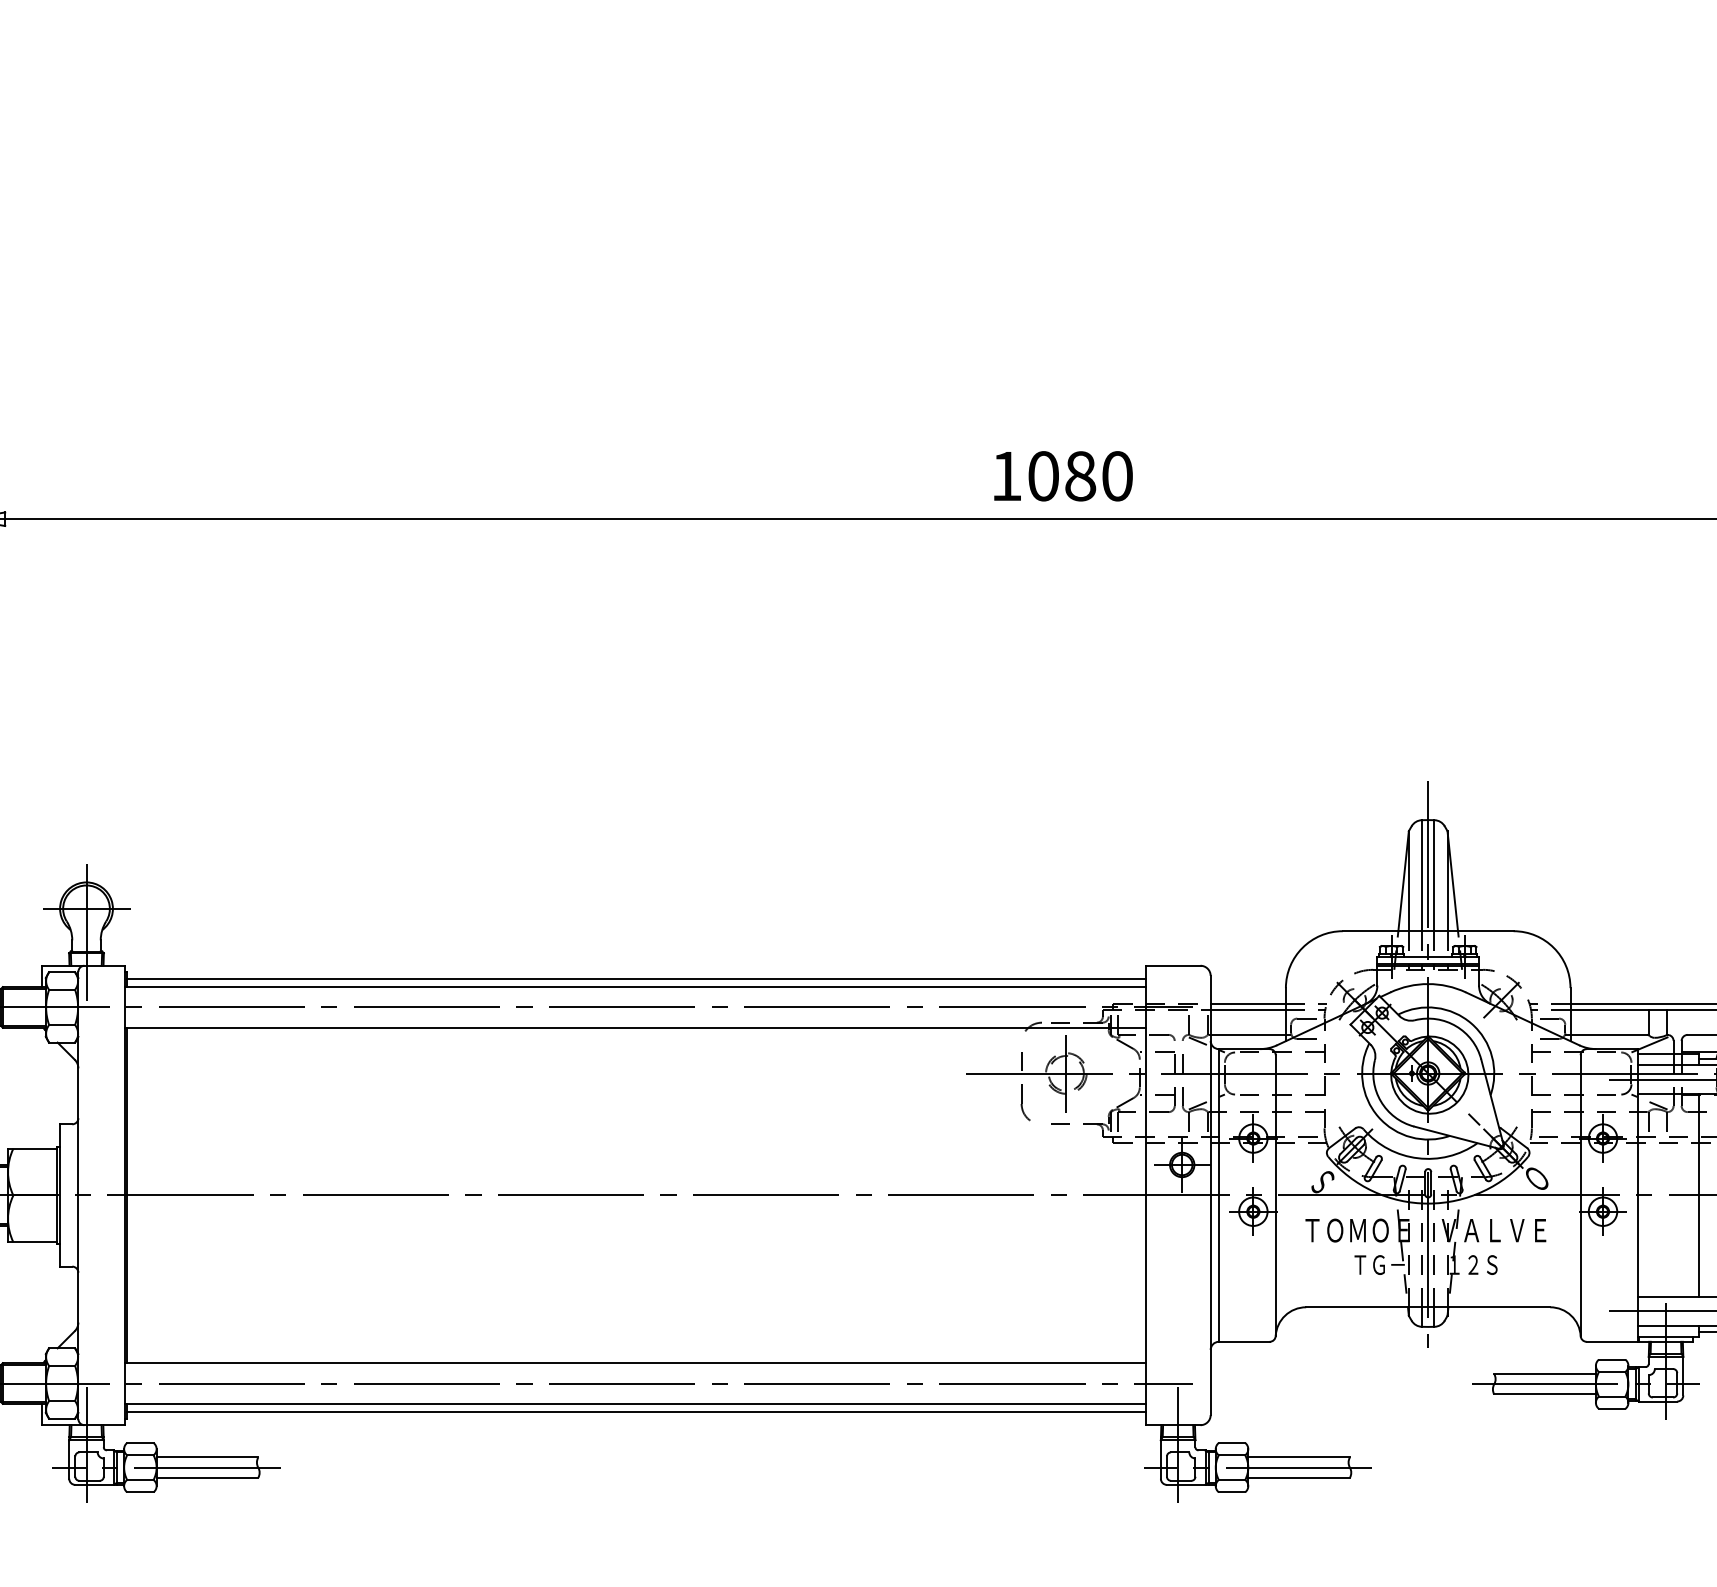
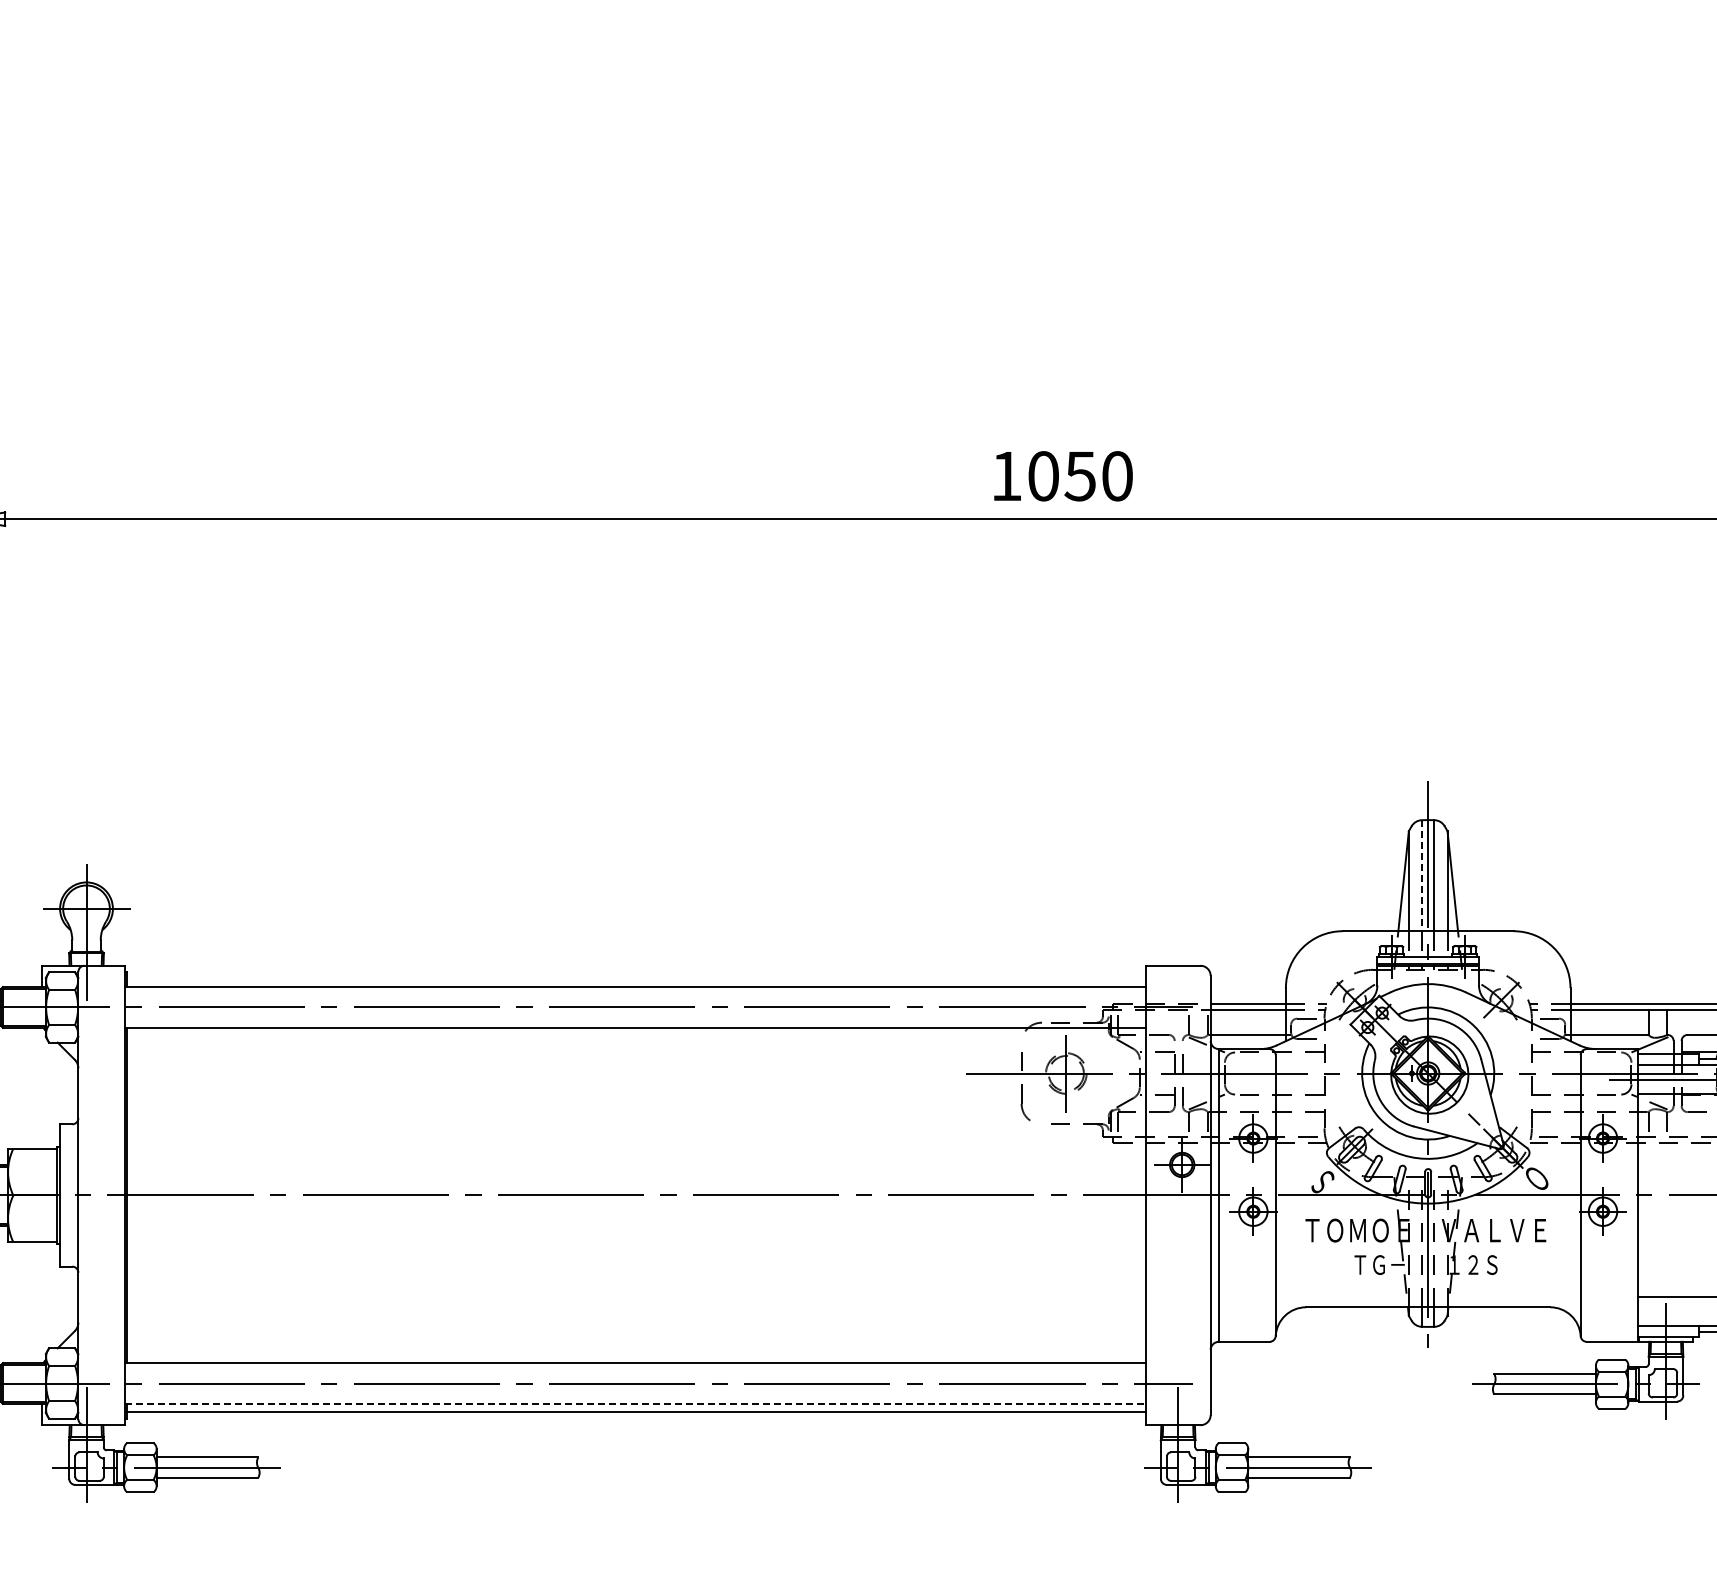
text: 1080 -> 1050 (1080, 476)
line: solid -> dashed (1421, 875)
line: present -> none (636, 978)
line: present -> none (1698, 1195)
line: present -> none (1661, 1311)
line: solid -> dashed (635, 1403)
